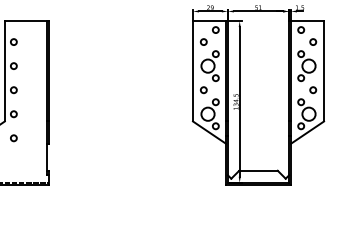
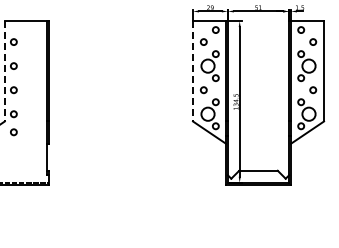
line: solid -> dashed (4, 71)
line: solid -> dashed (193, 71)
circle position: (13, 138) -> (13, 132) (13, 132)
